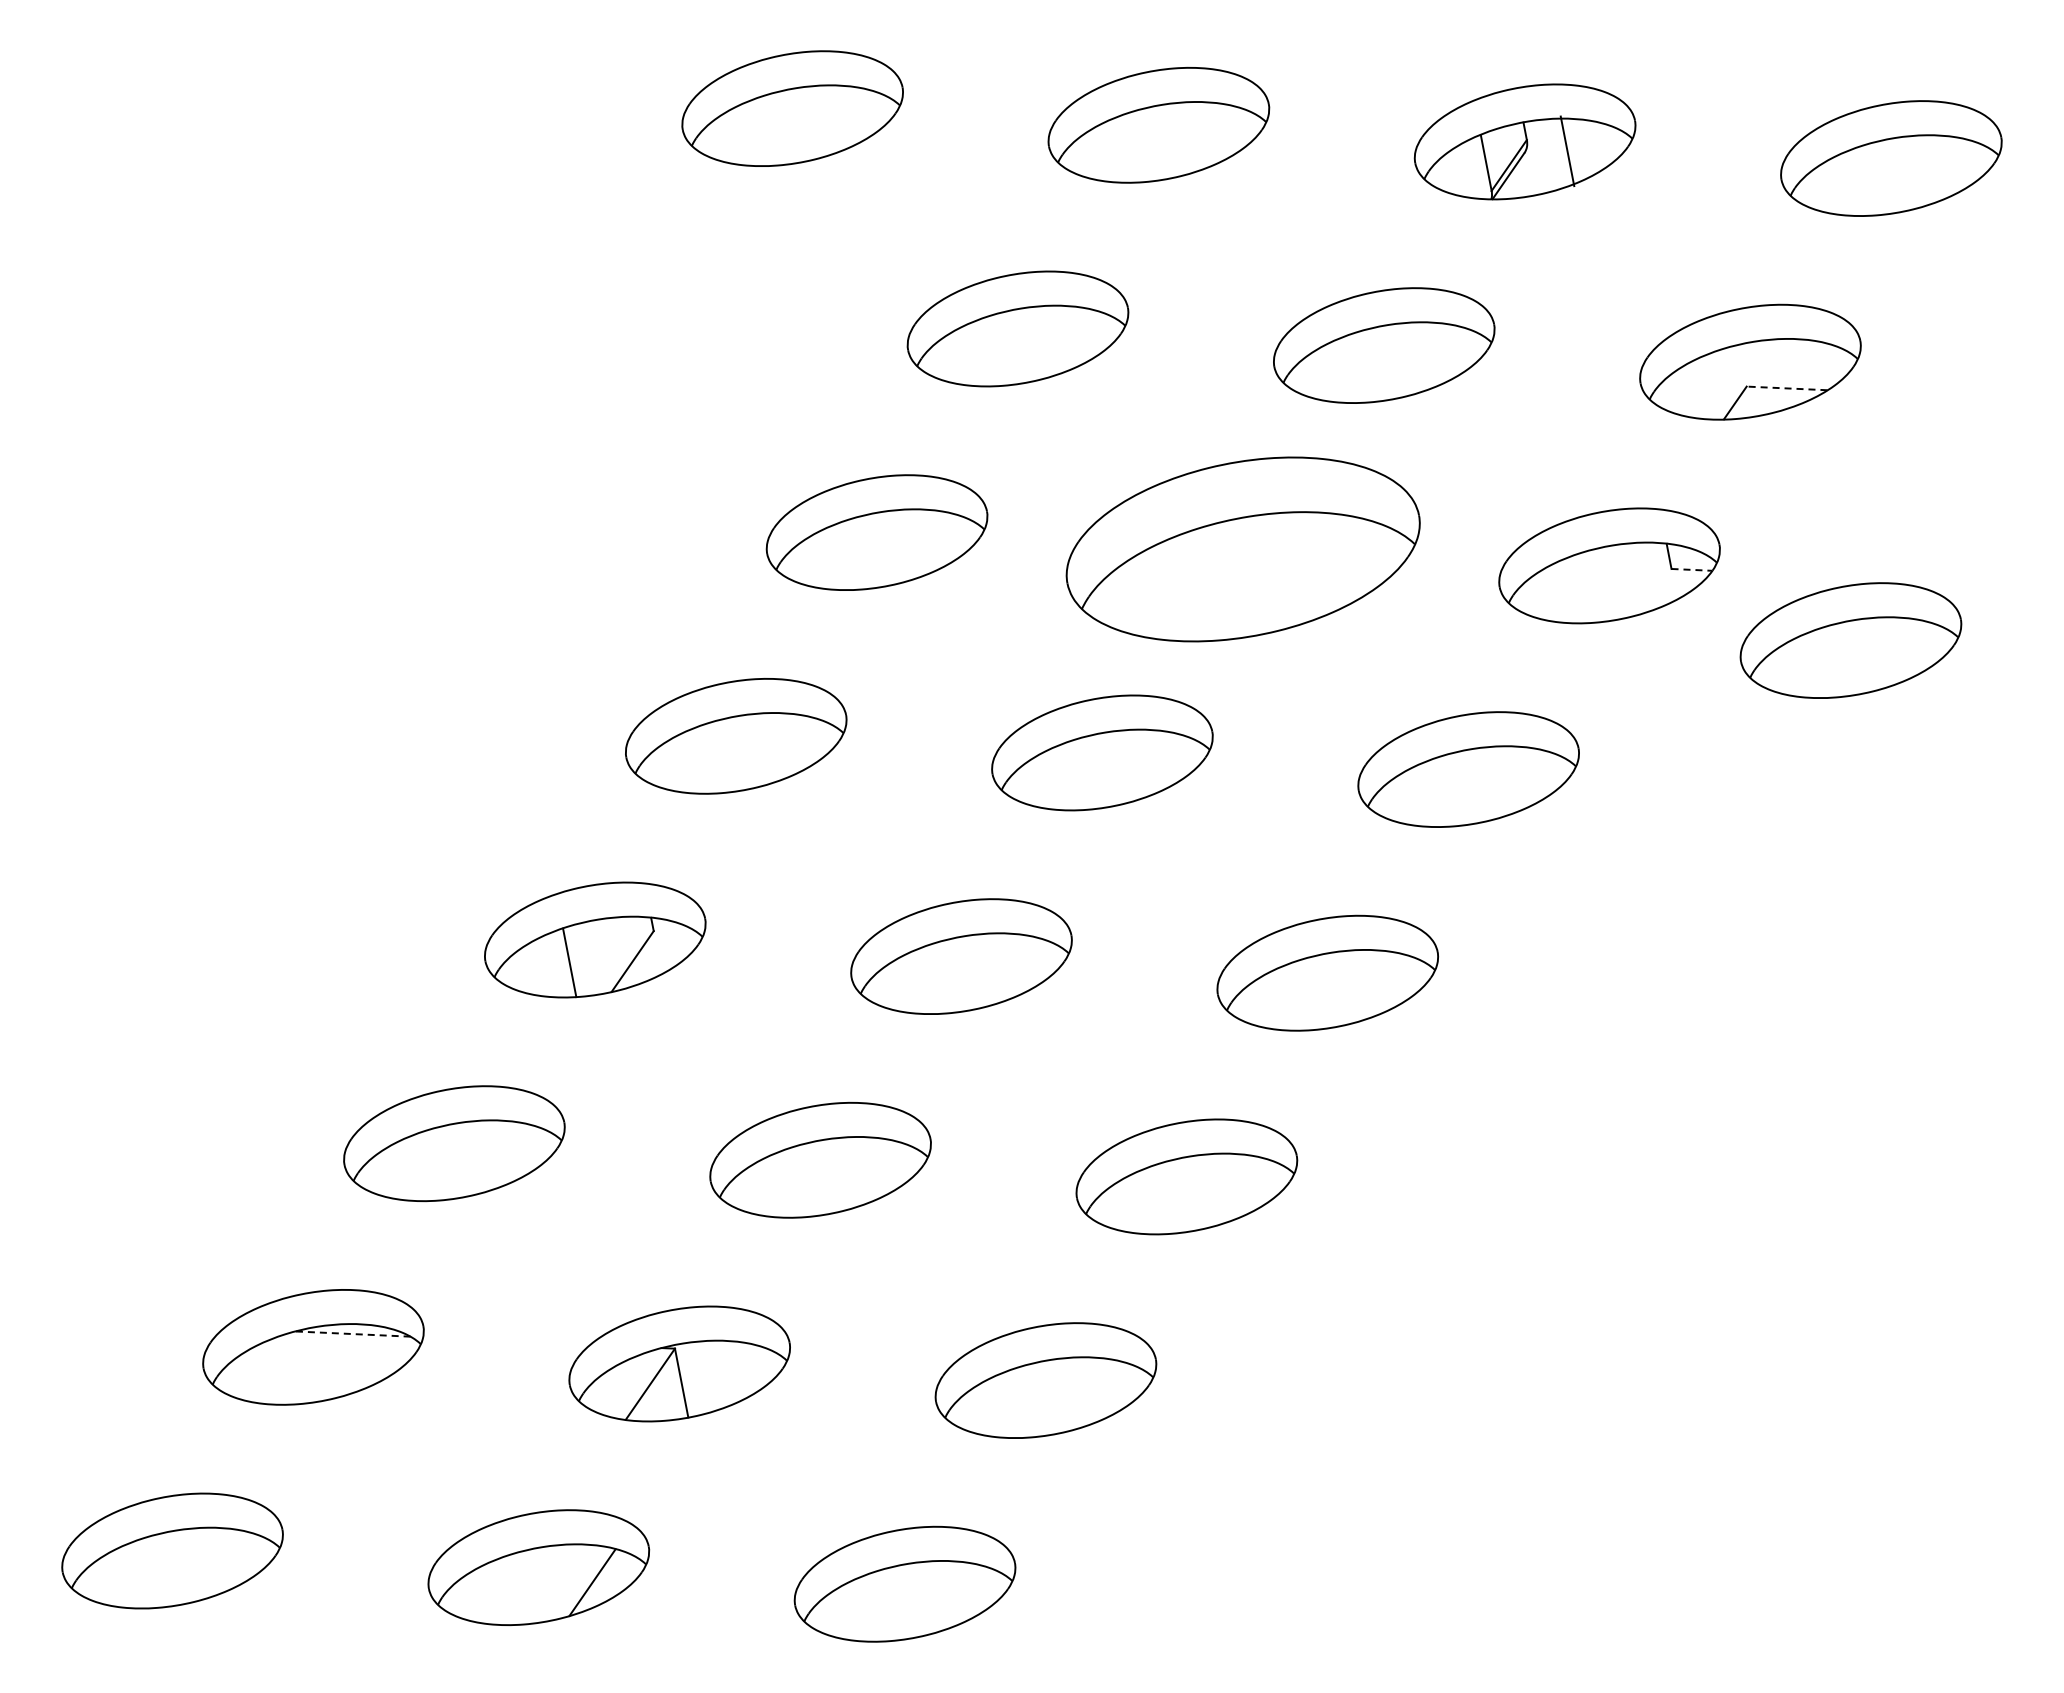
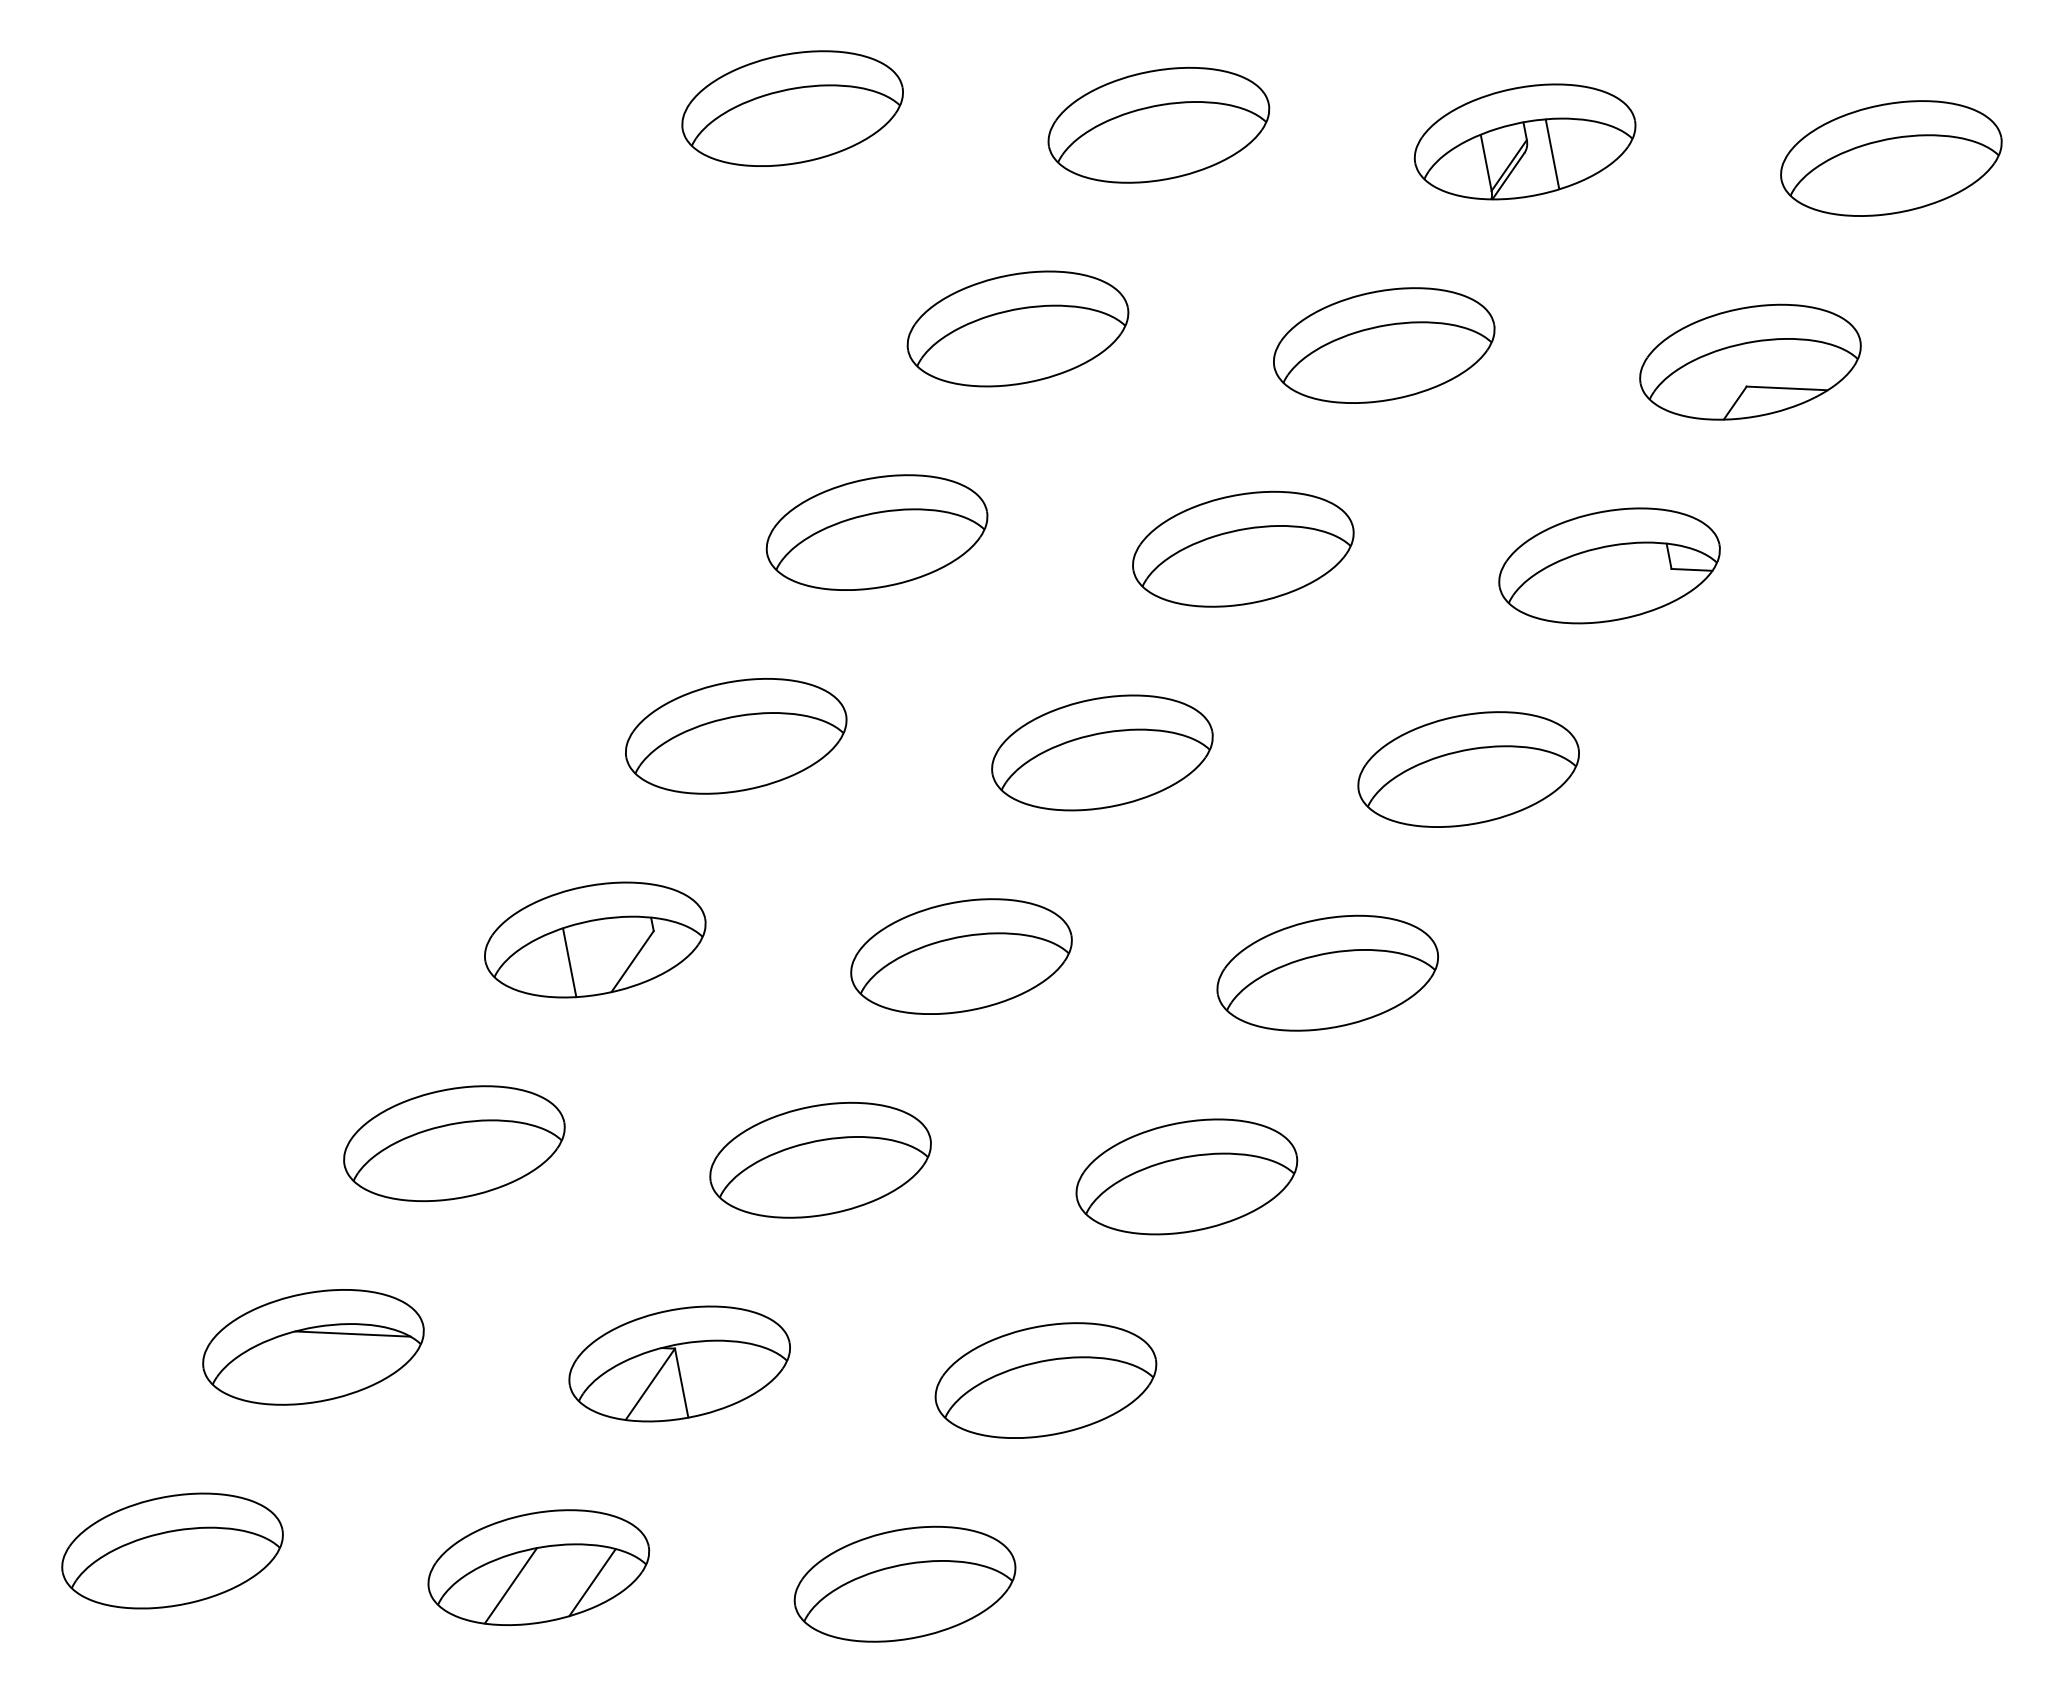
line position: (1567, 151) -> (1552, 154) (1552, 154)
line: dashed -> solid (1786, 388)
part size: 356x187 px -> 223x118 px (1243, 548)
line: dashed -> solid (1692, 569)
part: present -> none (1850, 640)
line: dashed -> solid (352, 1334)
line: none -> present (510, 1585)
